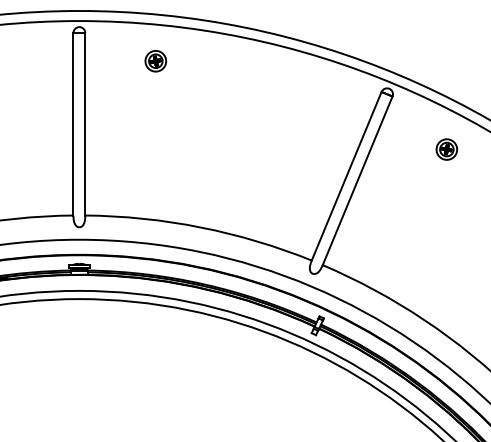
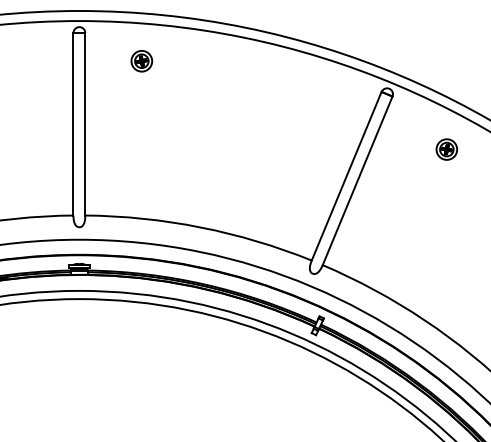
part position: (155, 61) -> (141, 61) (141, 61)
